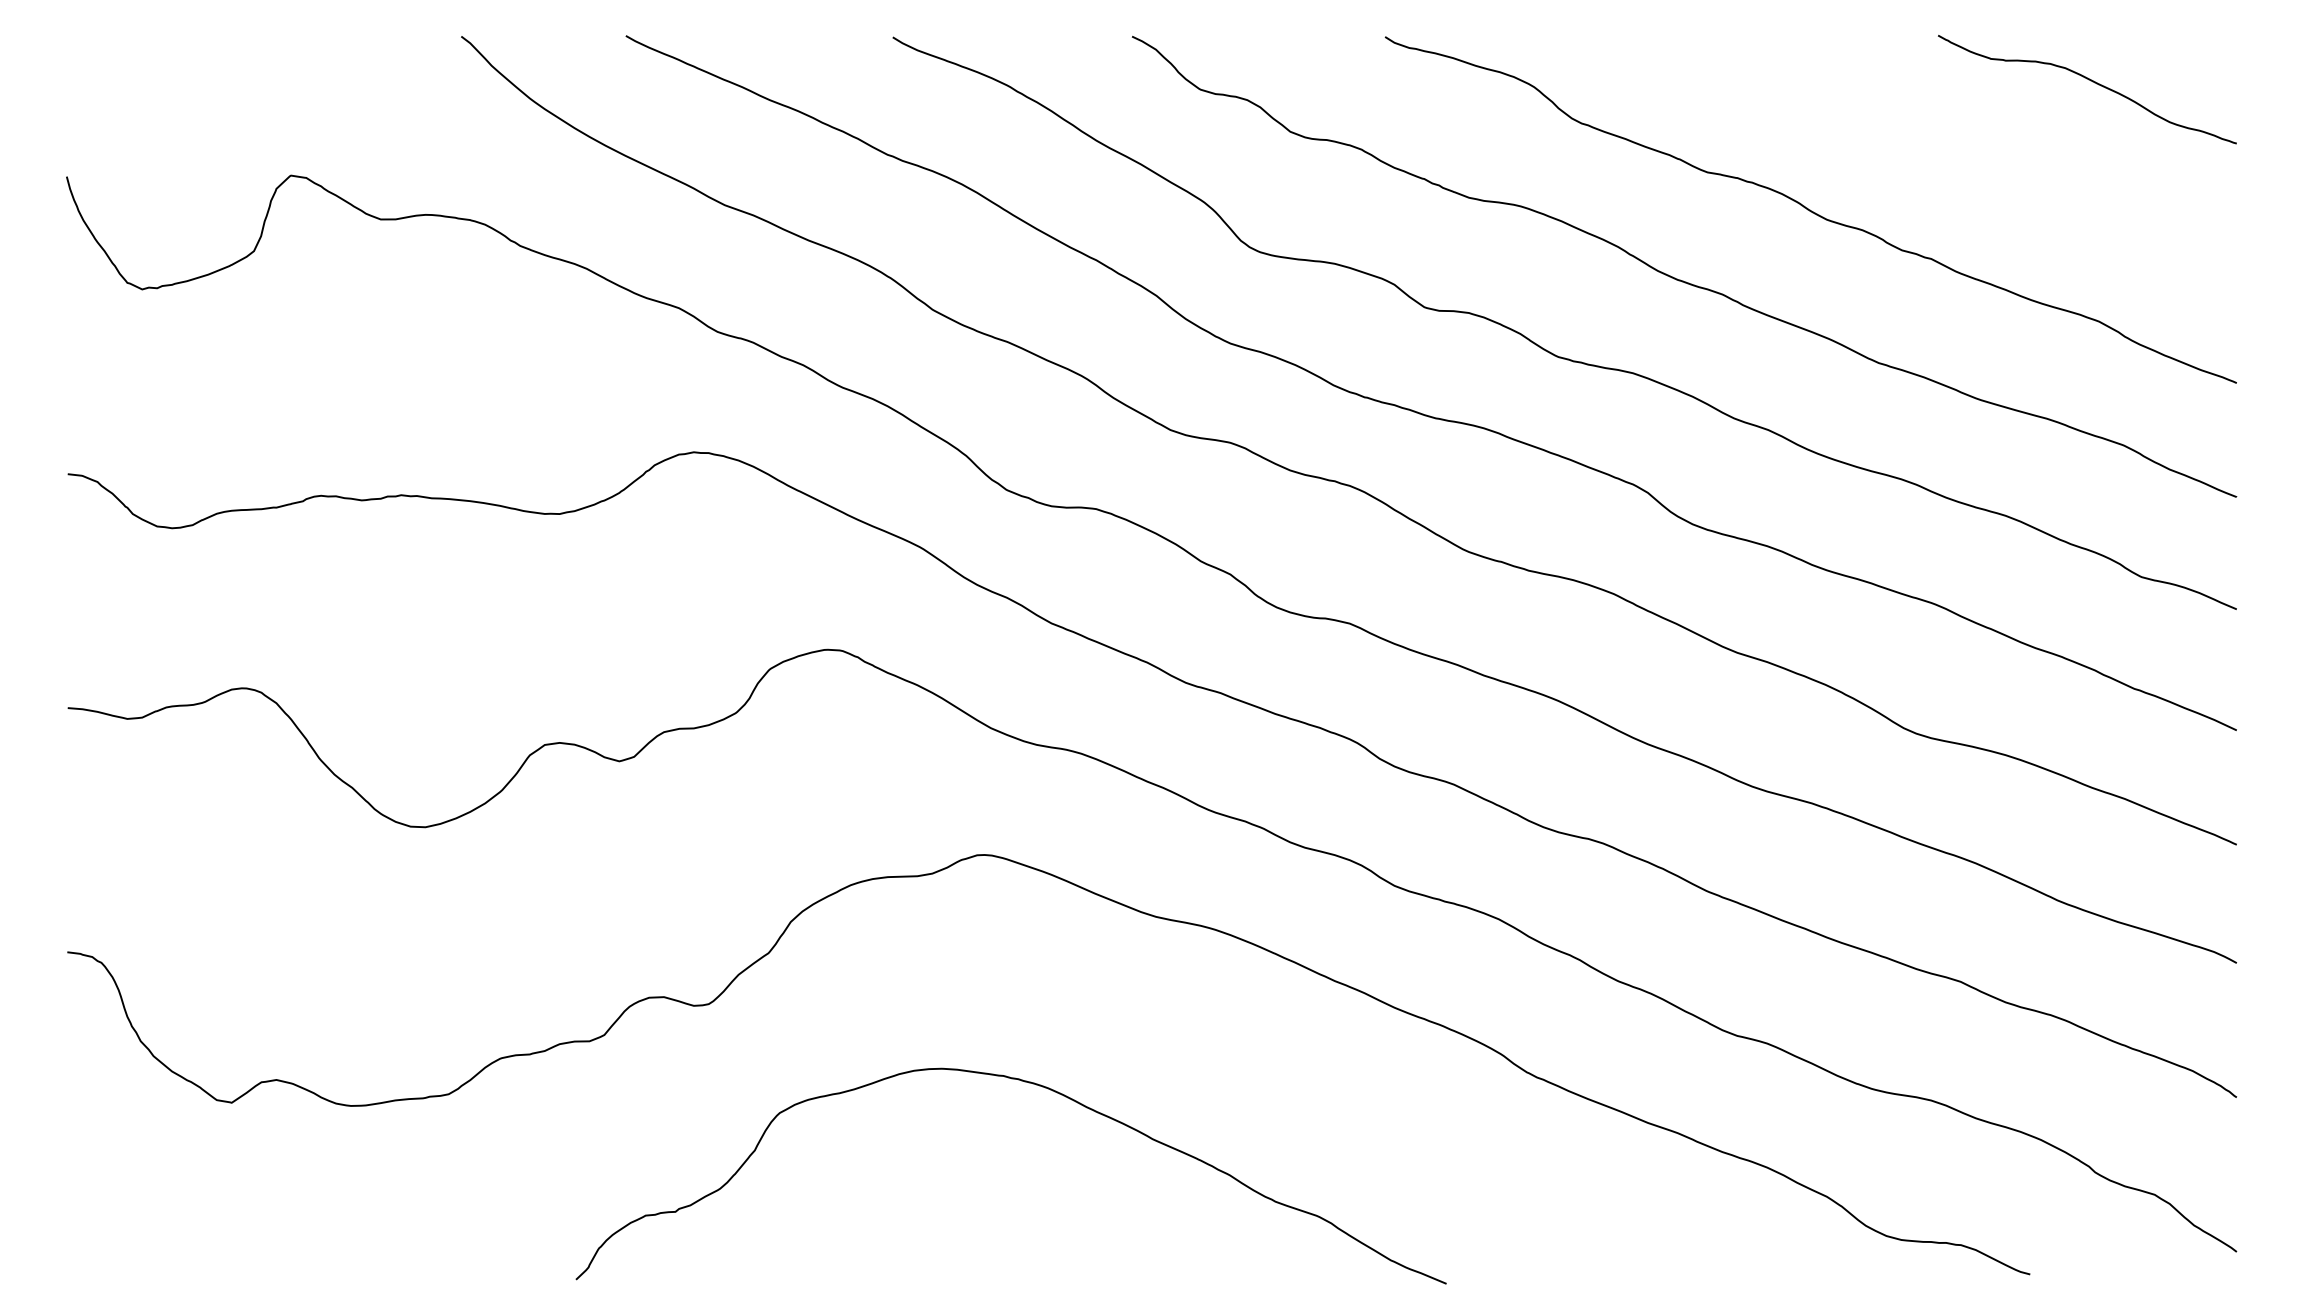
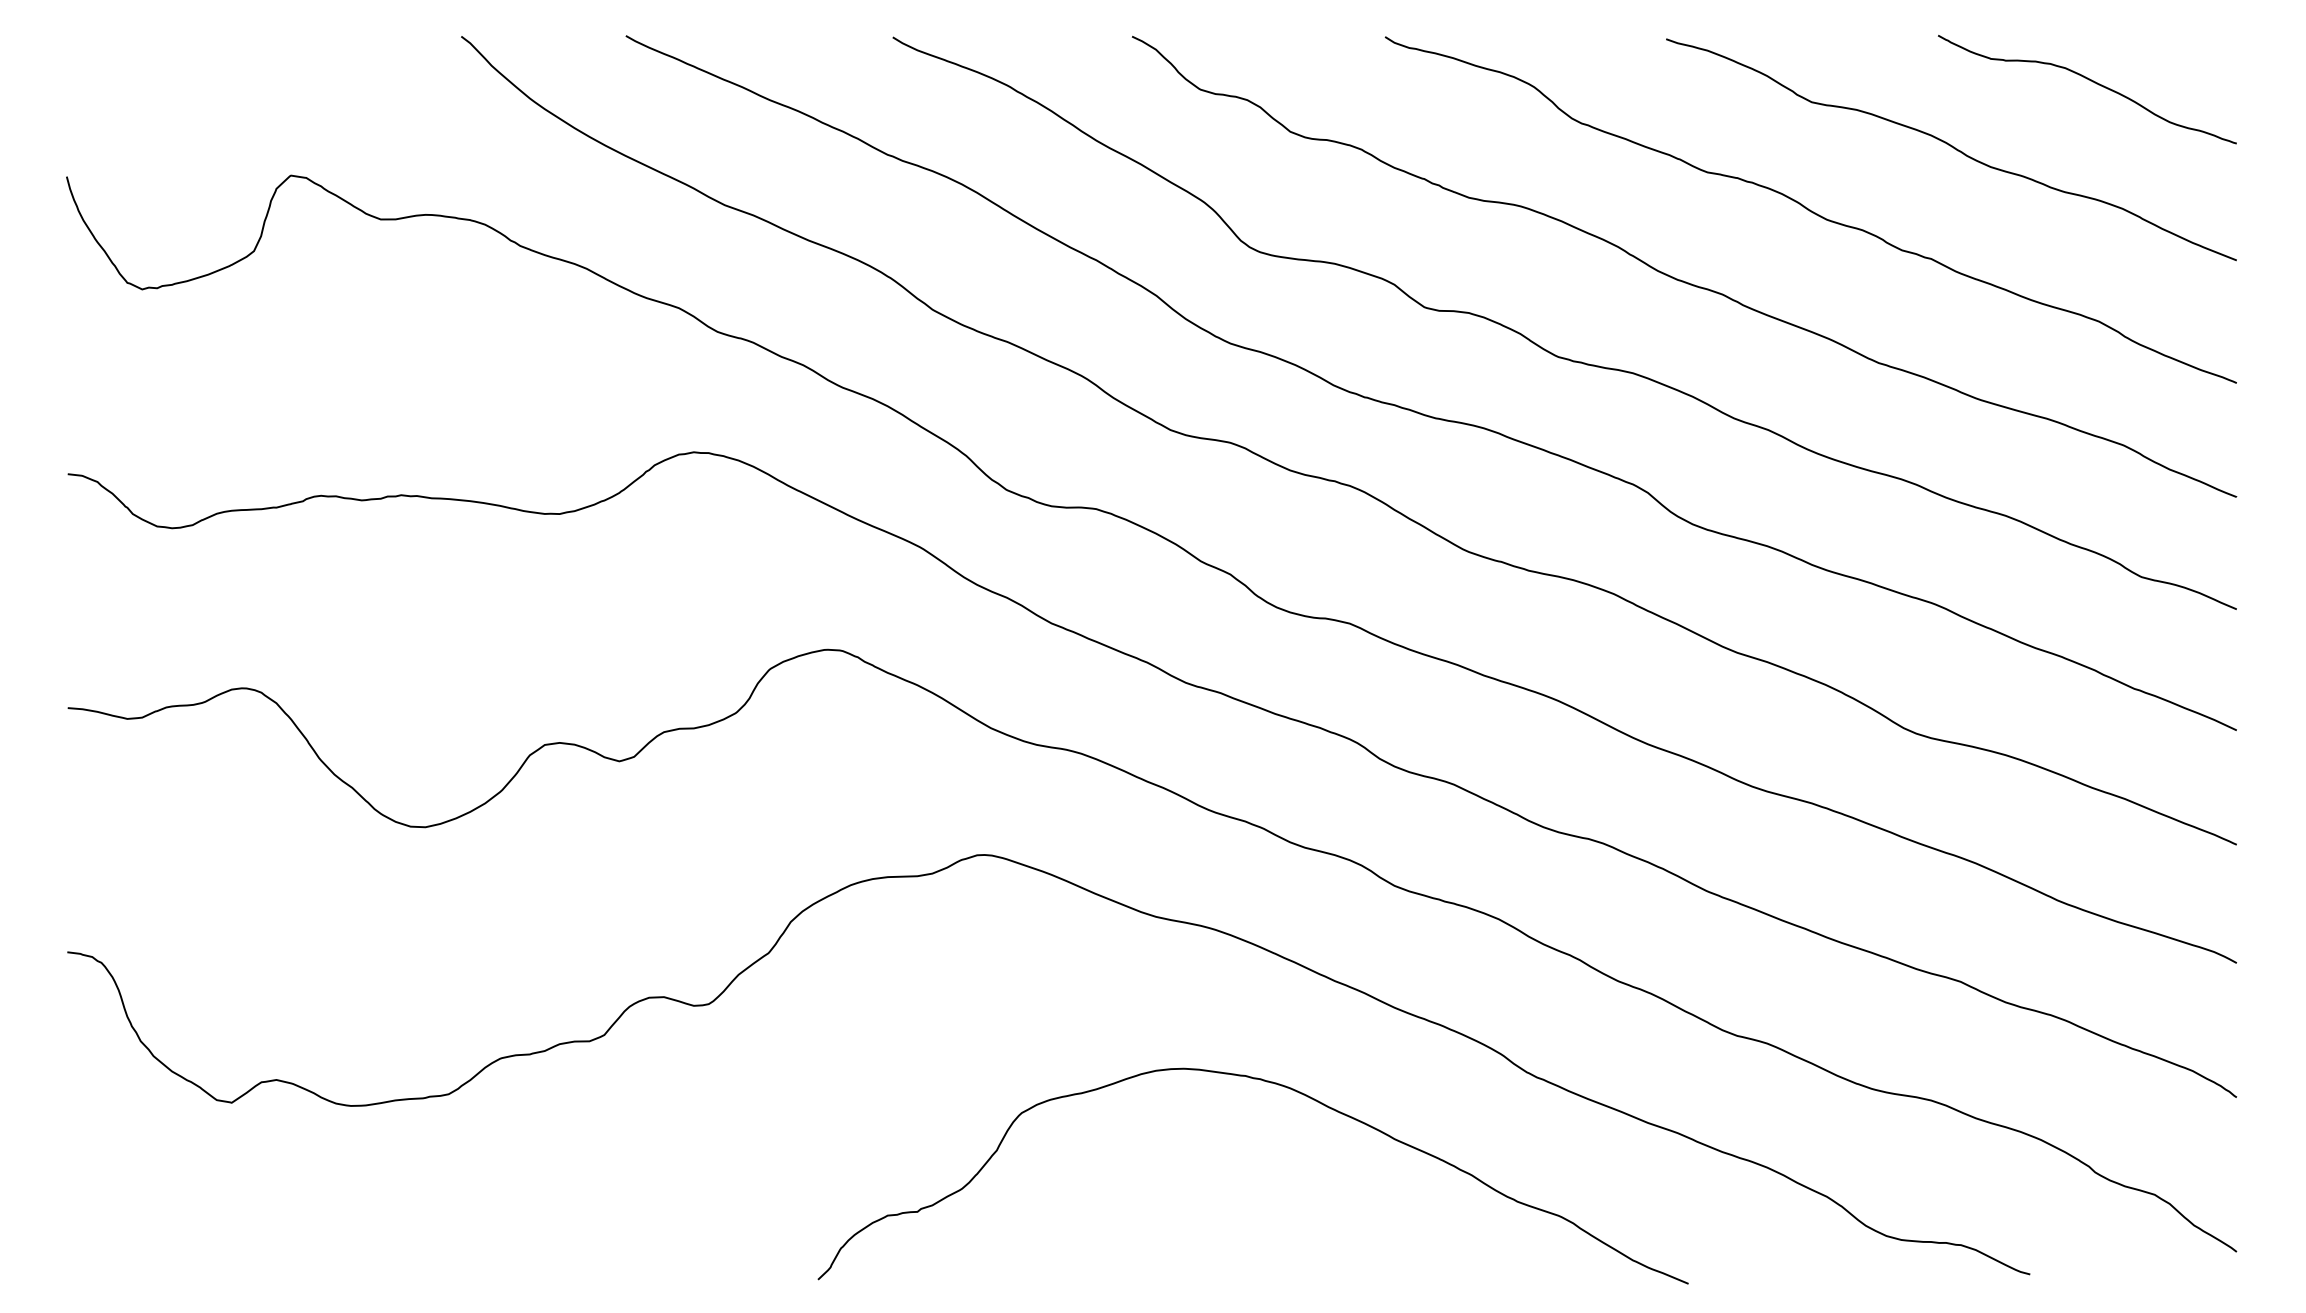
curve: none -> present (1951, 147)
curve position: (1039, 1086) -> (1281, 1086) (1281, 1086)
